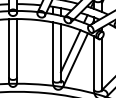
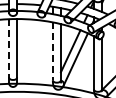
line: solid -> dashed (9, 48)
line: solid -> dashed (52, 51)
